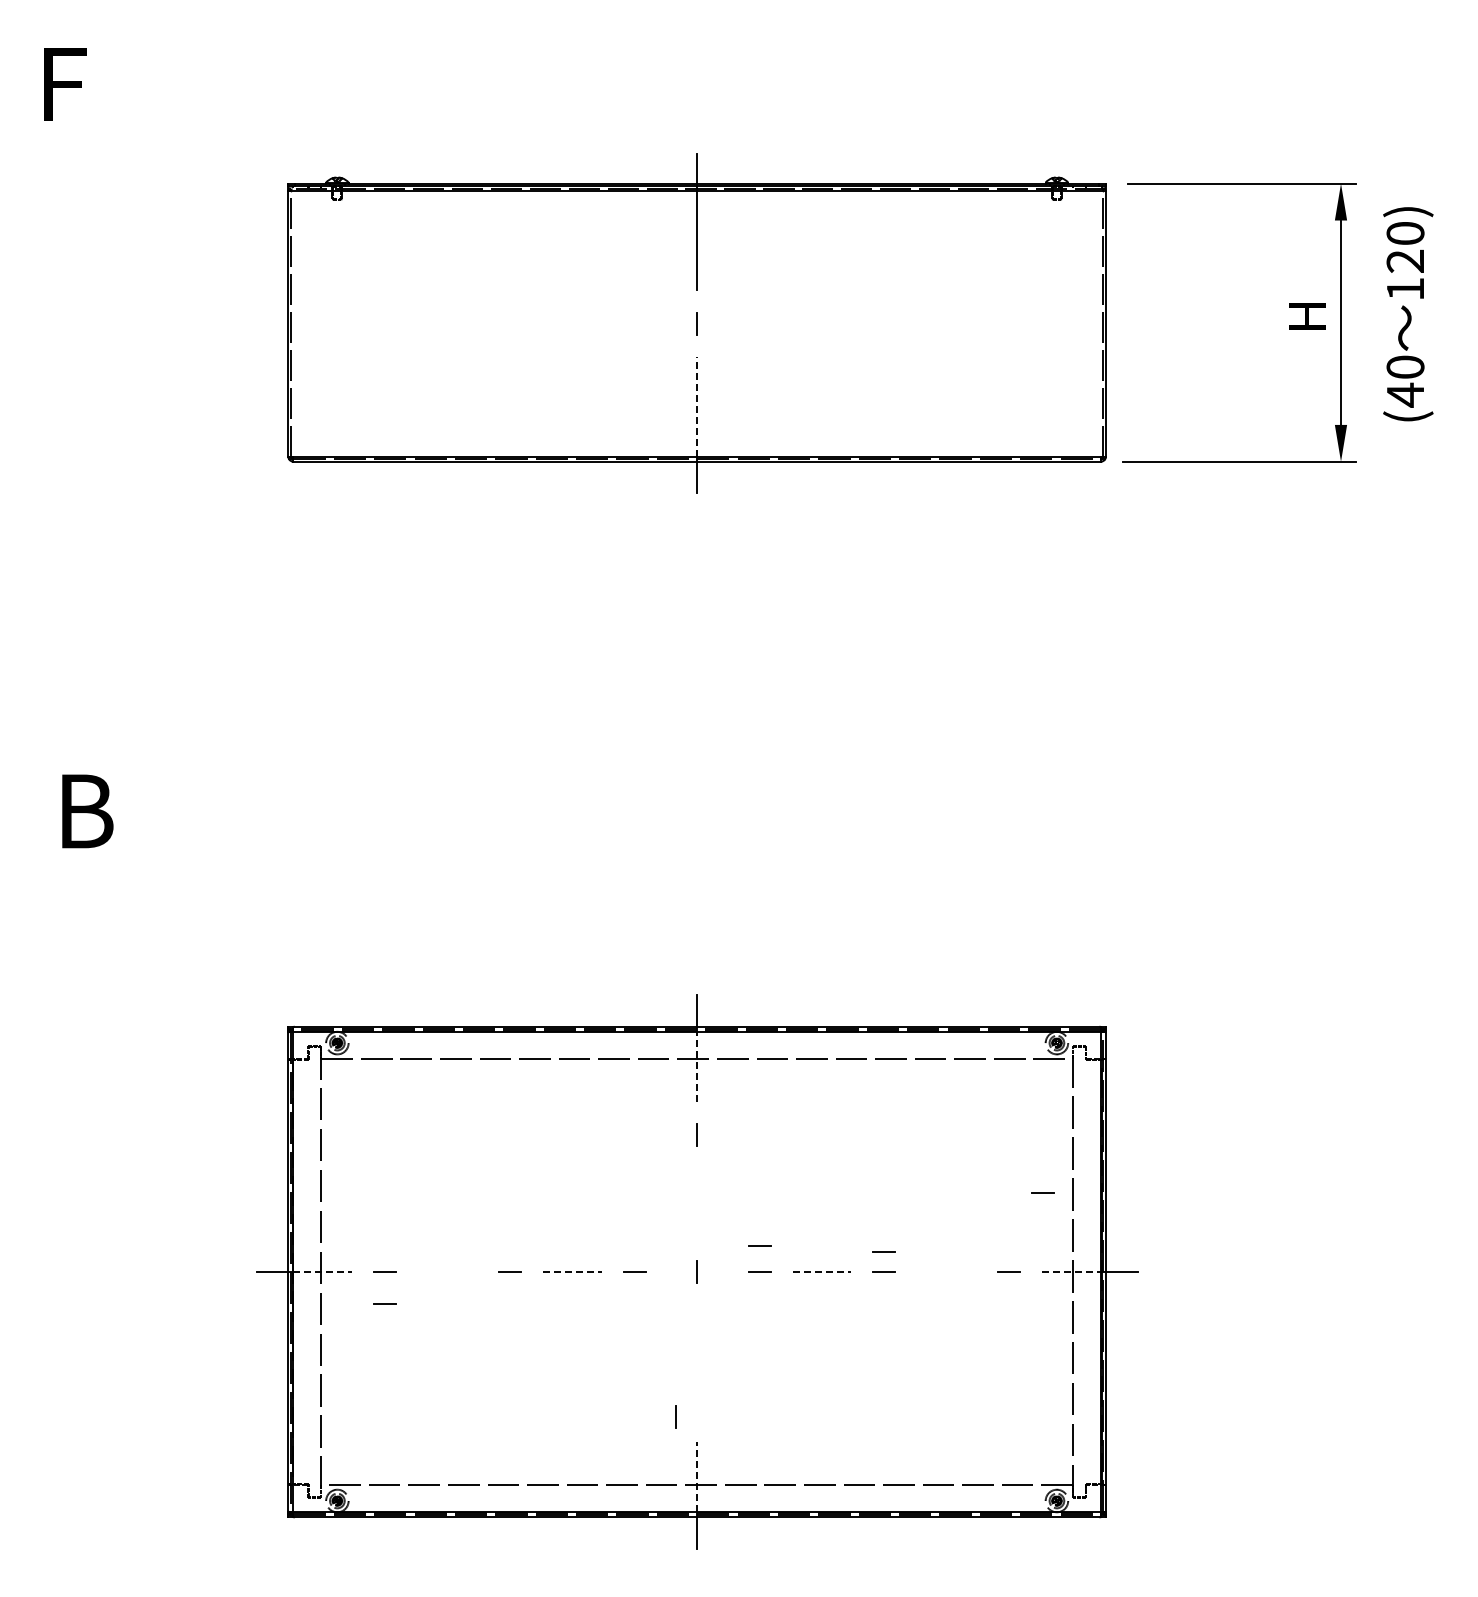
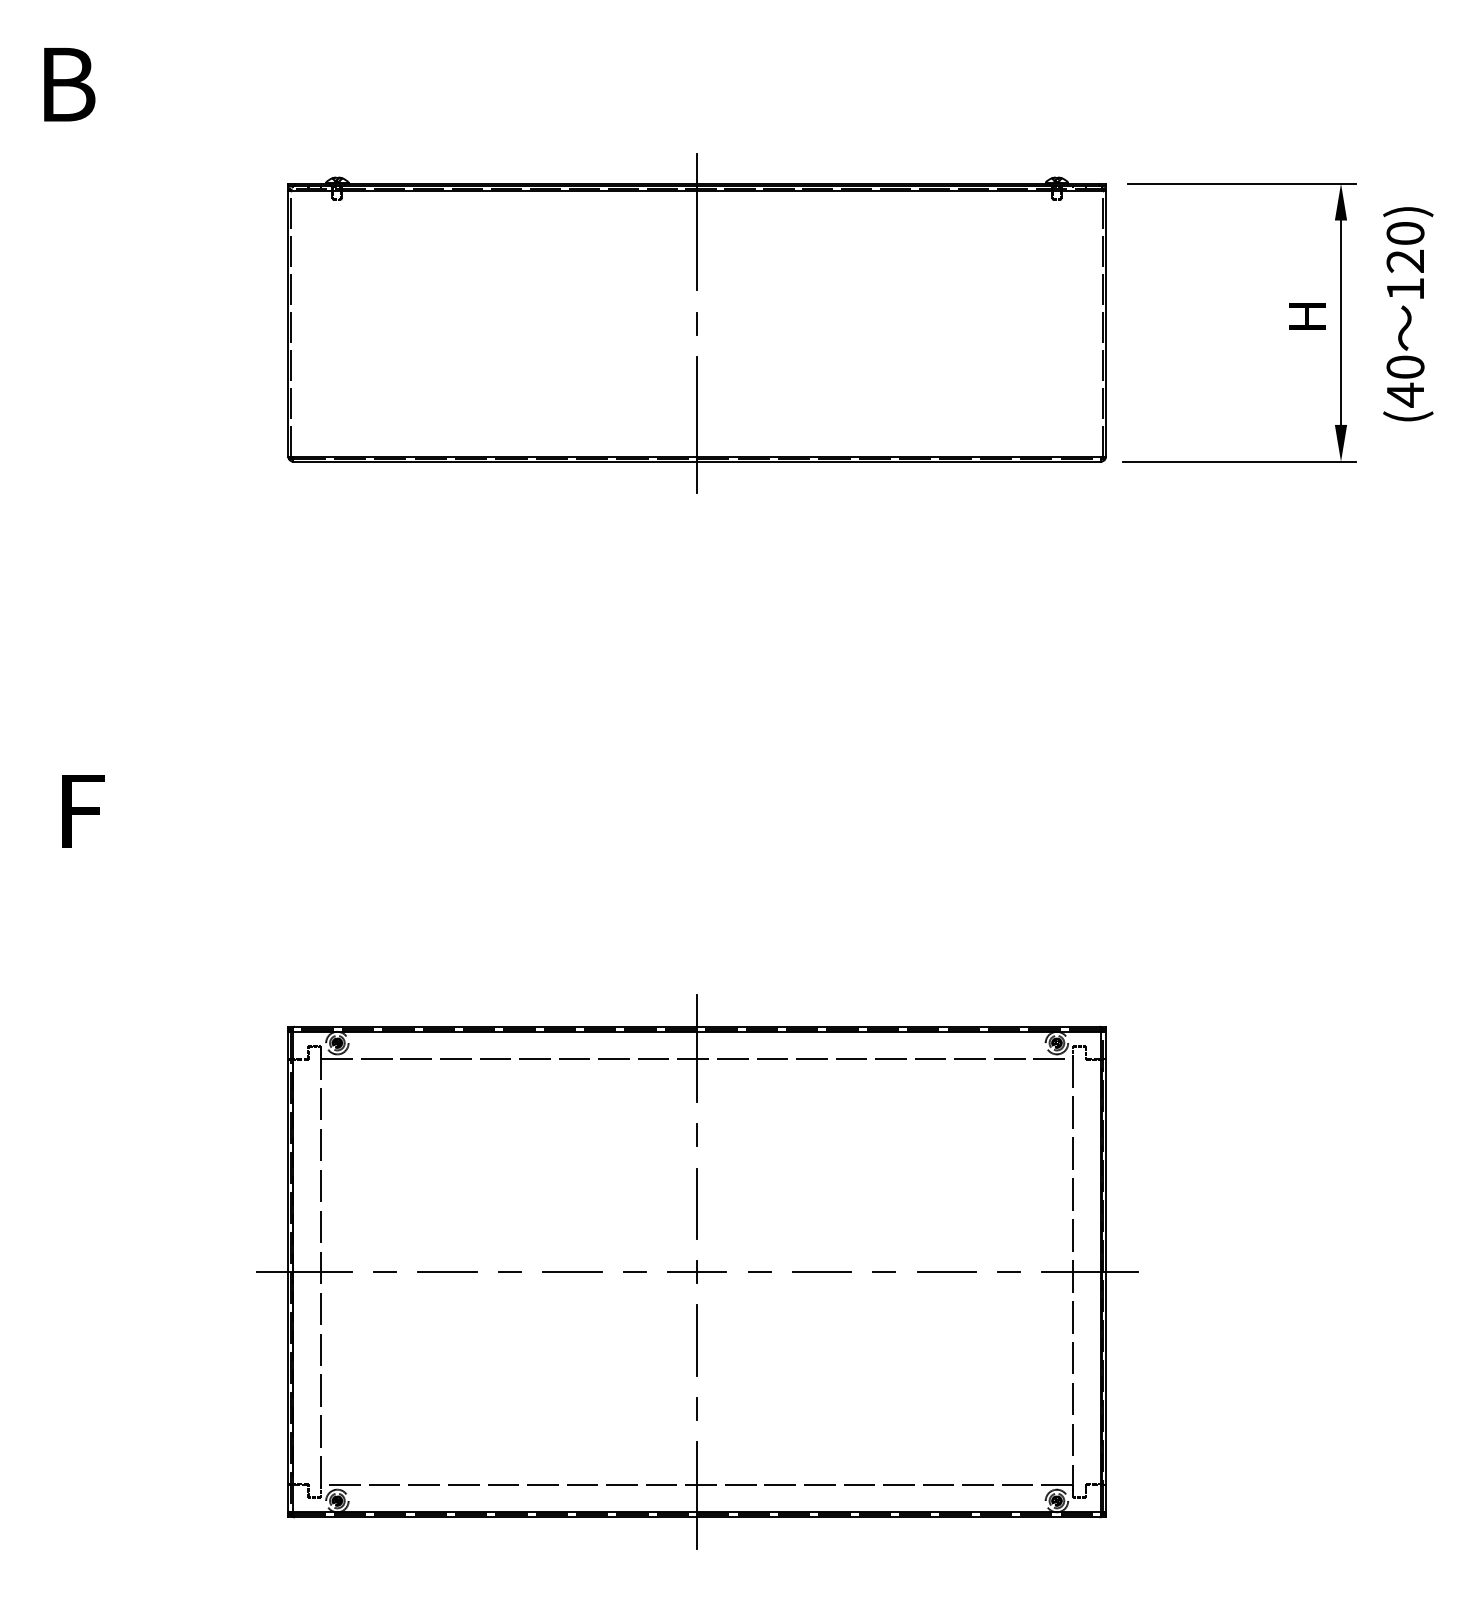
text: F -> B (69, 84)
line: dashed -> solid (697, 406)
text: B -> F (87, 811)
line: dashed -> solid (697, 1066)
line: present -> none (1042, 1192)
line: none -> present (697, 1203)
line: present -> none (759, 1245)
line: present -> none (883, 1251)
line: dashed -> solid (323, 1272)
line: none -> present (447, 1272)
line: dashed -> solid (572, 1272)
line: none -> present (696, 1272)
line: dashed -> solid (822, 1272)
line: none -> present (946, 1272)
line: dashed -> solid (1072, 1272)
line: present -> none (384, 1303)
line: none -> present (697, 1340)
line position: (675, 1416) -> (696, 1408) (696, 1408)
line: dashed -> solid (697, 1476)
